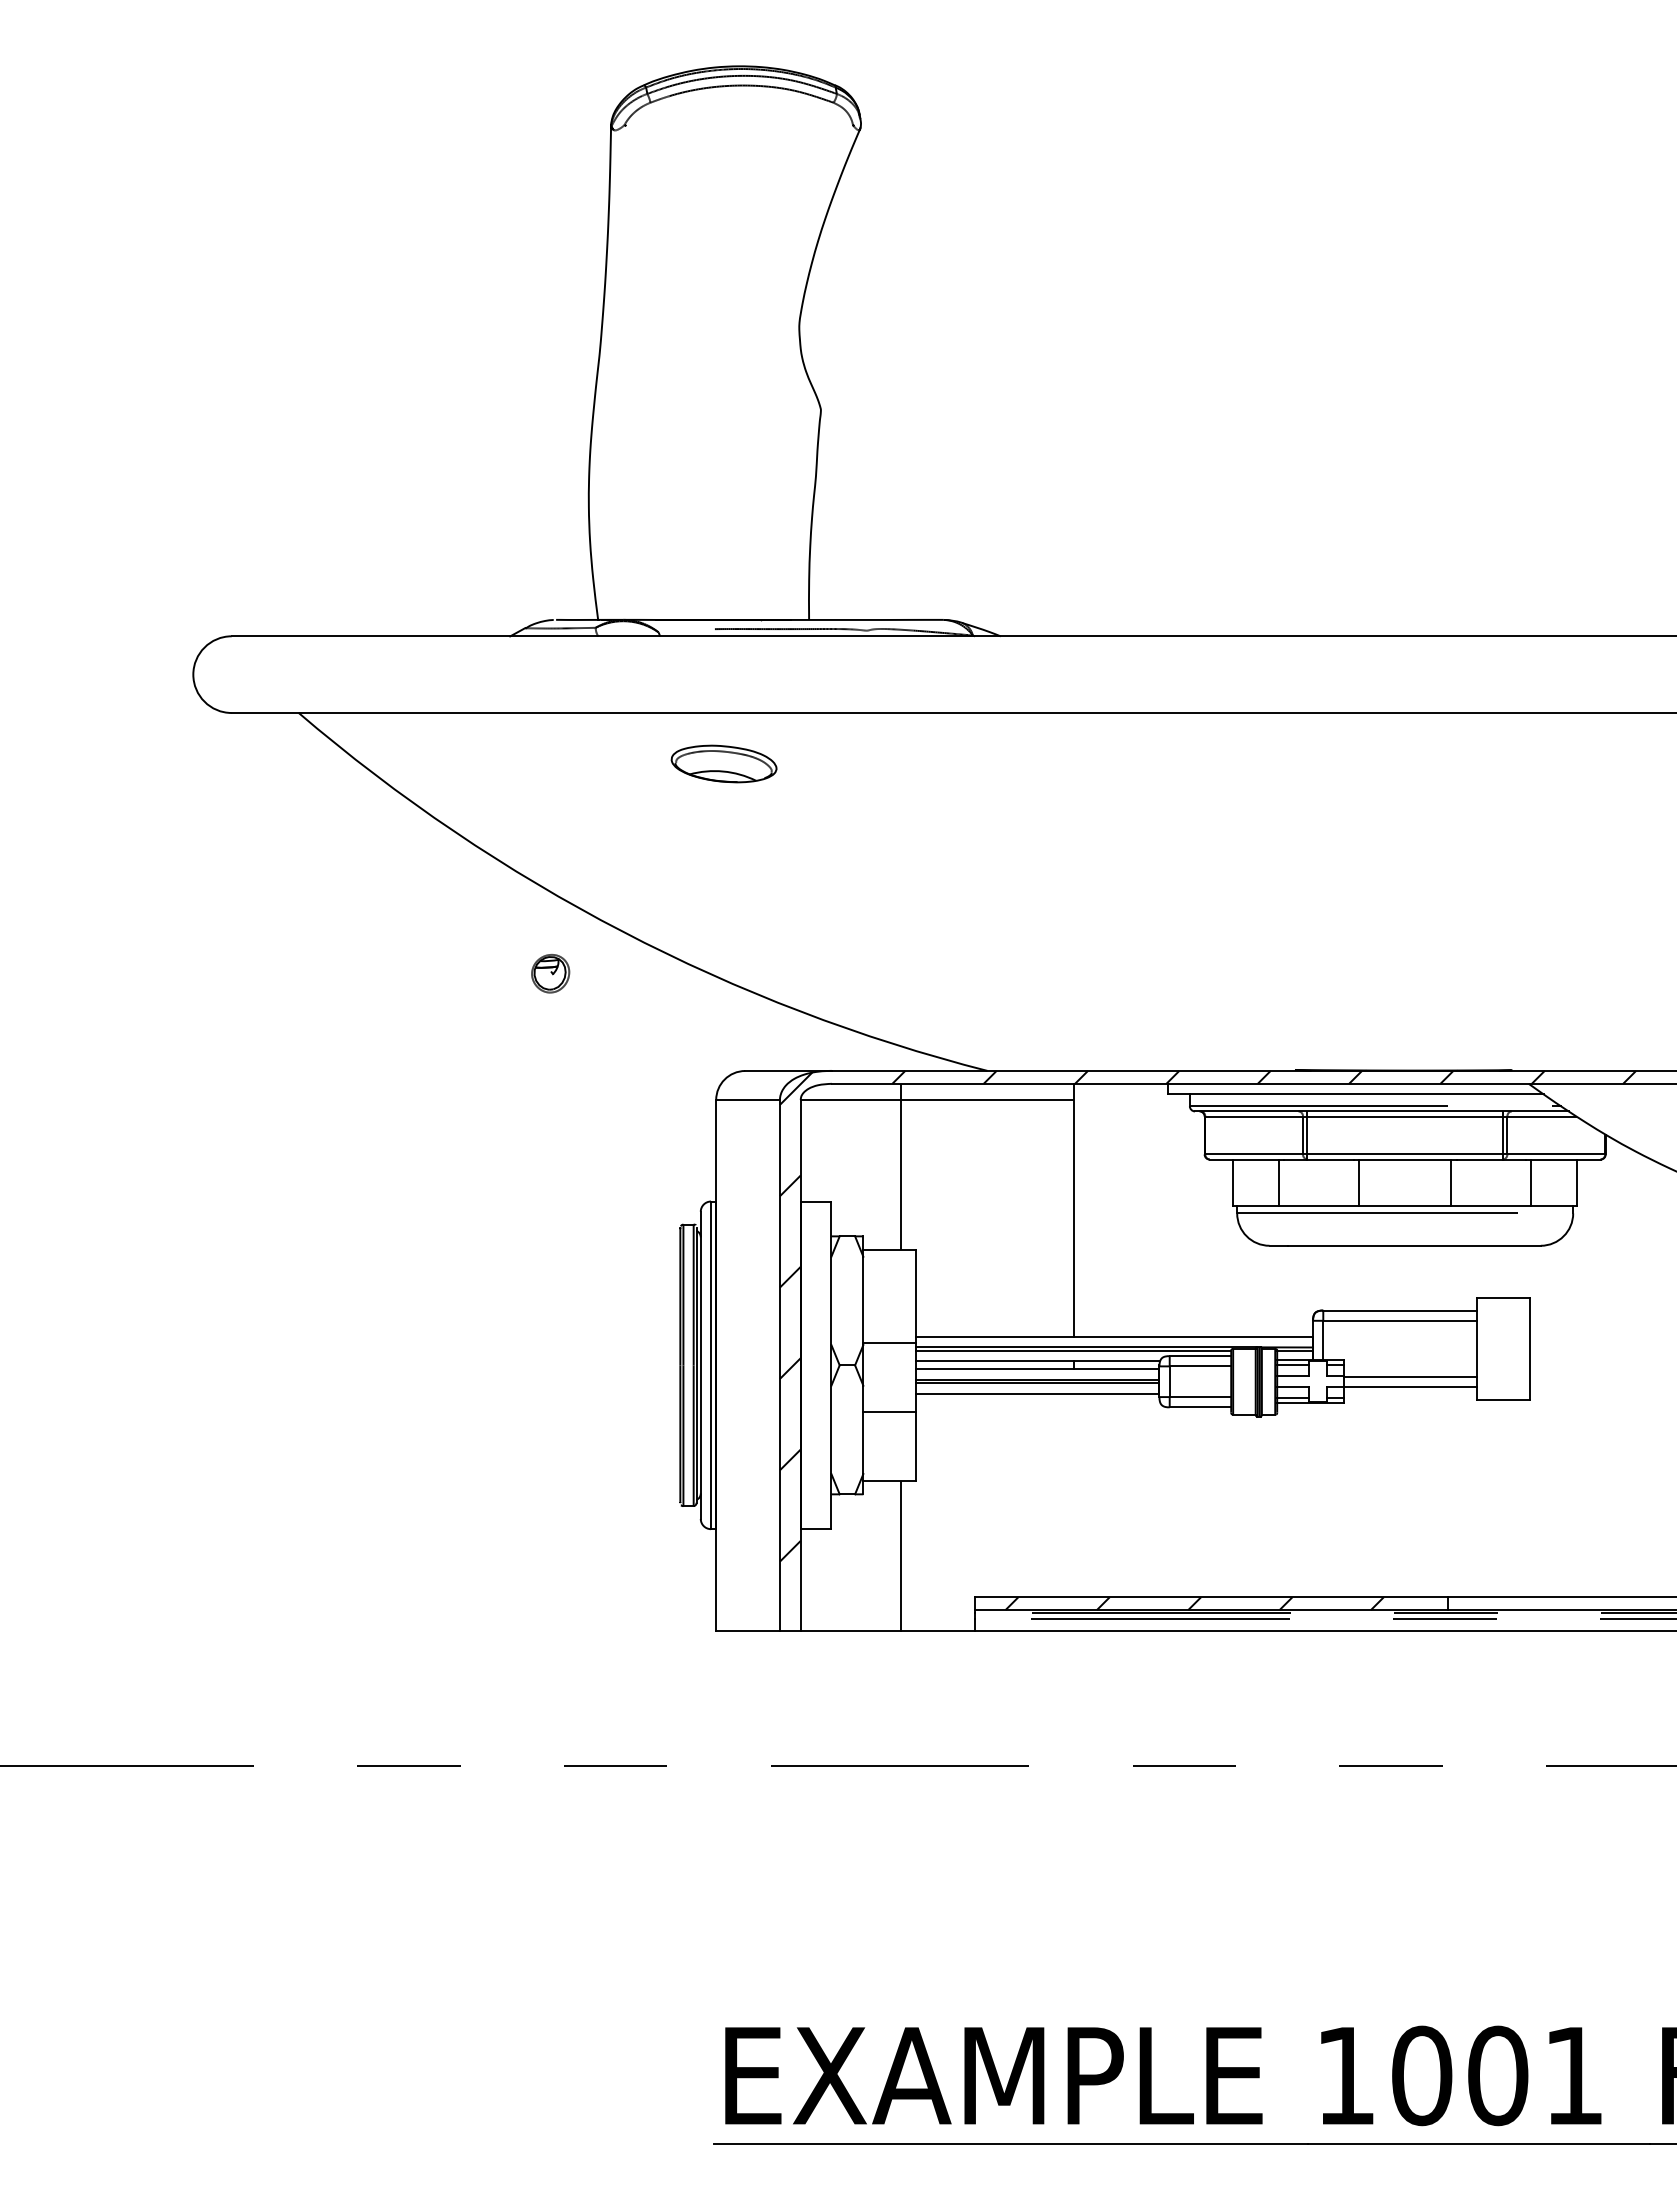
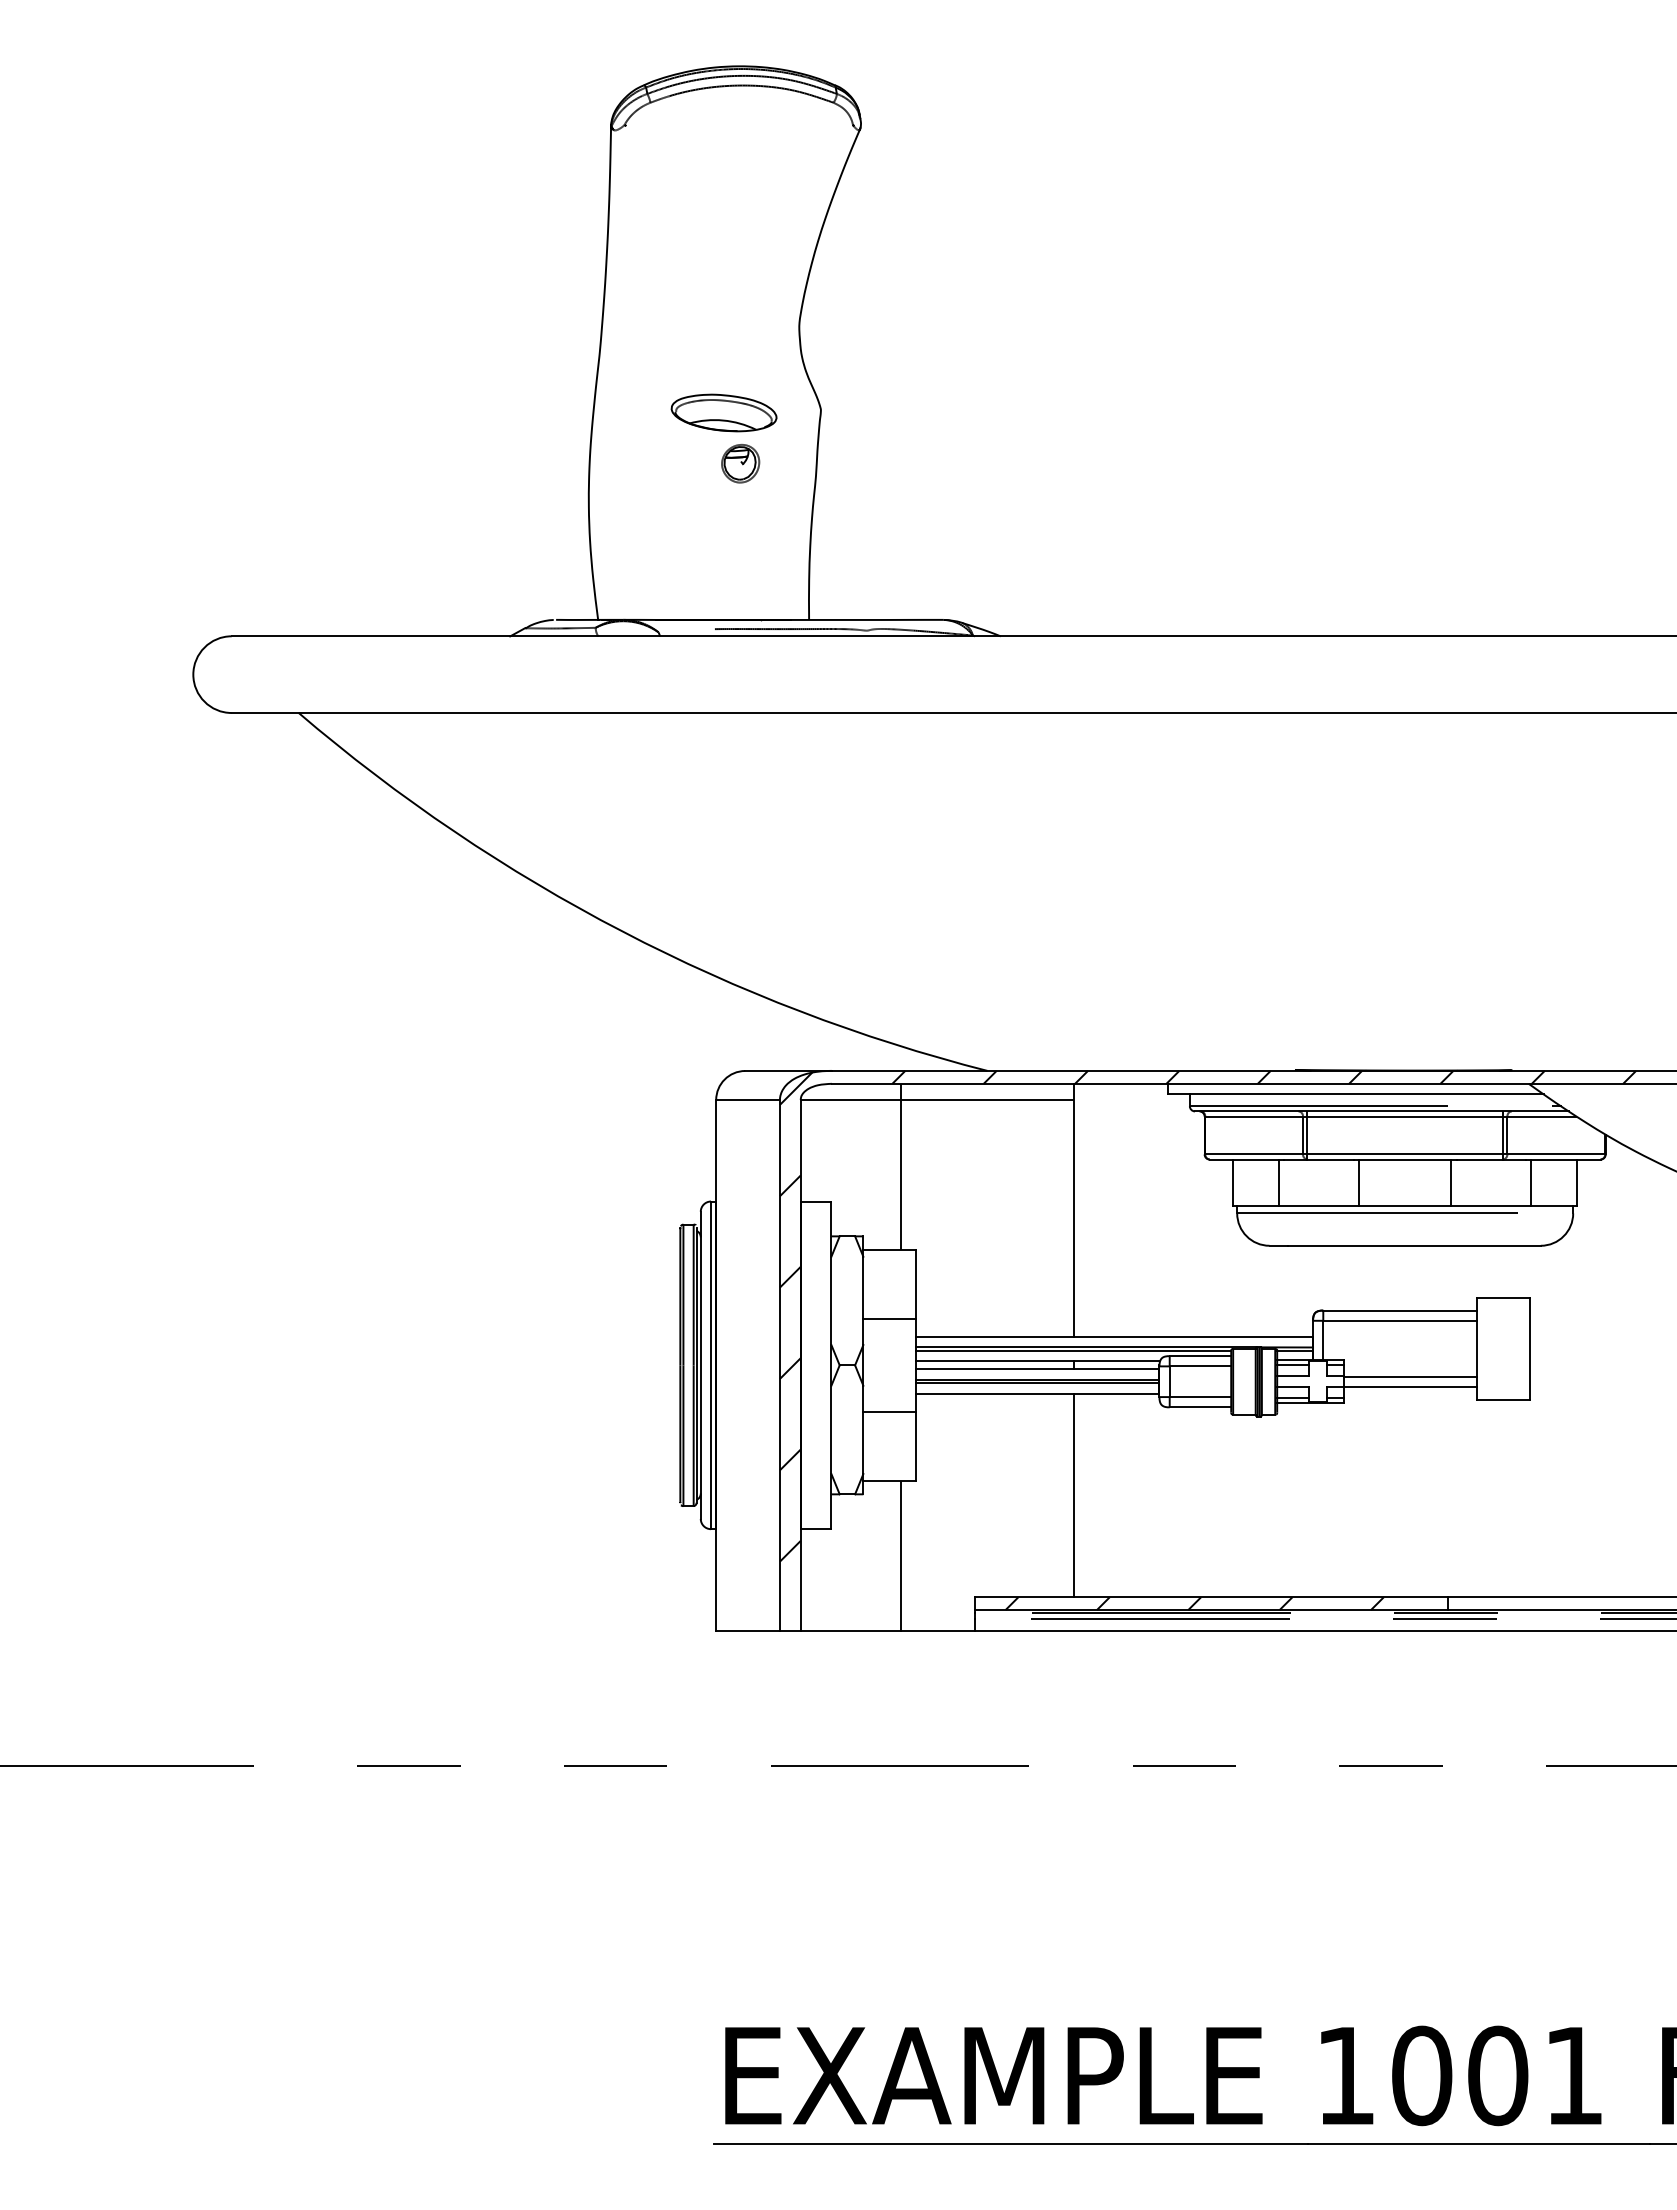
part position: (723, 763) -> (723, 412) (723, 412)
part position: (550, 973) -> (740, 463) (740, 463)
line position: (889, 1343) -> (889, 1319) (889, 1319)
line: none -> present (1073, 1495)
